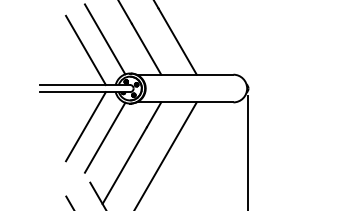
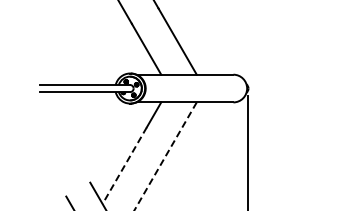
line: present -> none (104, 39)
line: present -> none (85, 50)
line: present -> none (85, 126)
line: present -> none (104, 137)
line: solid -> dashed (165, 156)
line: solid -> dashed (124, 166)
